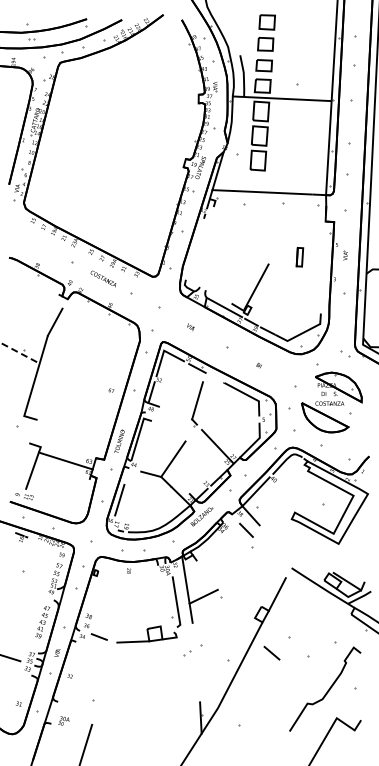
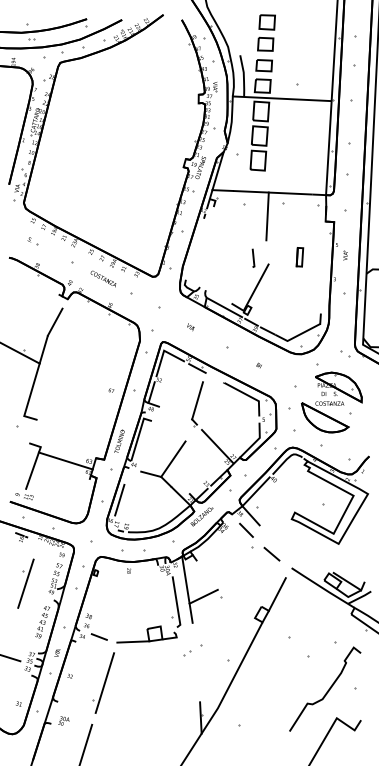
line: none -> present (267, 216)
part: none -> present (32, 241)
line: none -> present (253, 257)
line: dashed -> solid (20, 353)
line: none -> present (25, 583)
line position: (271, 652) -> (271, 553) (271, 553)
line: none -> present (104, 682)
